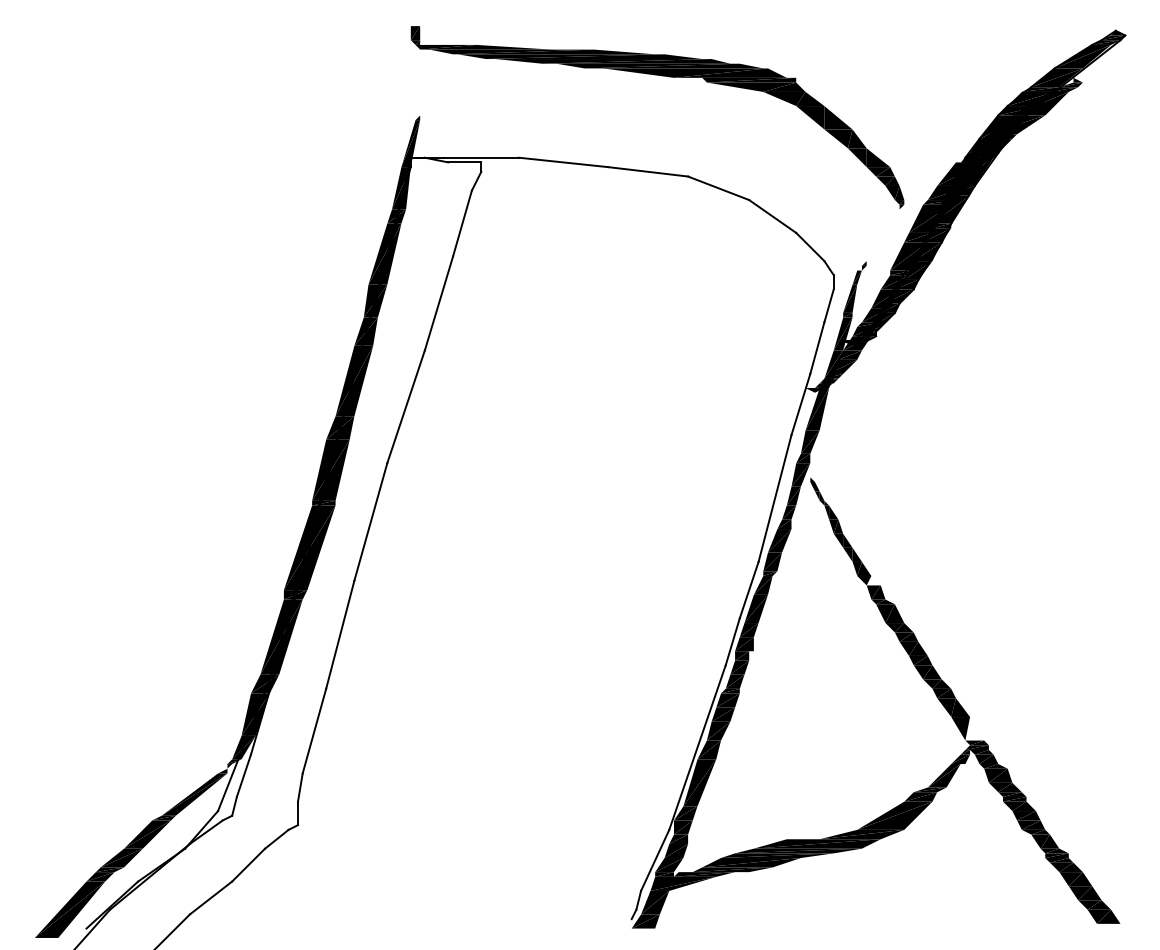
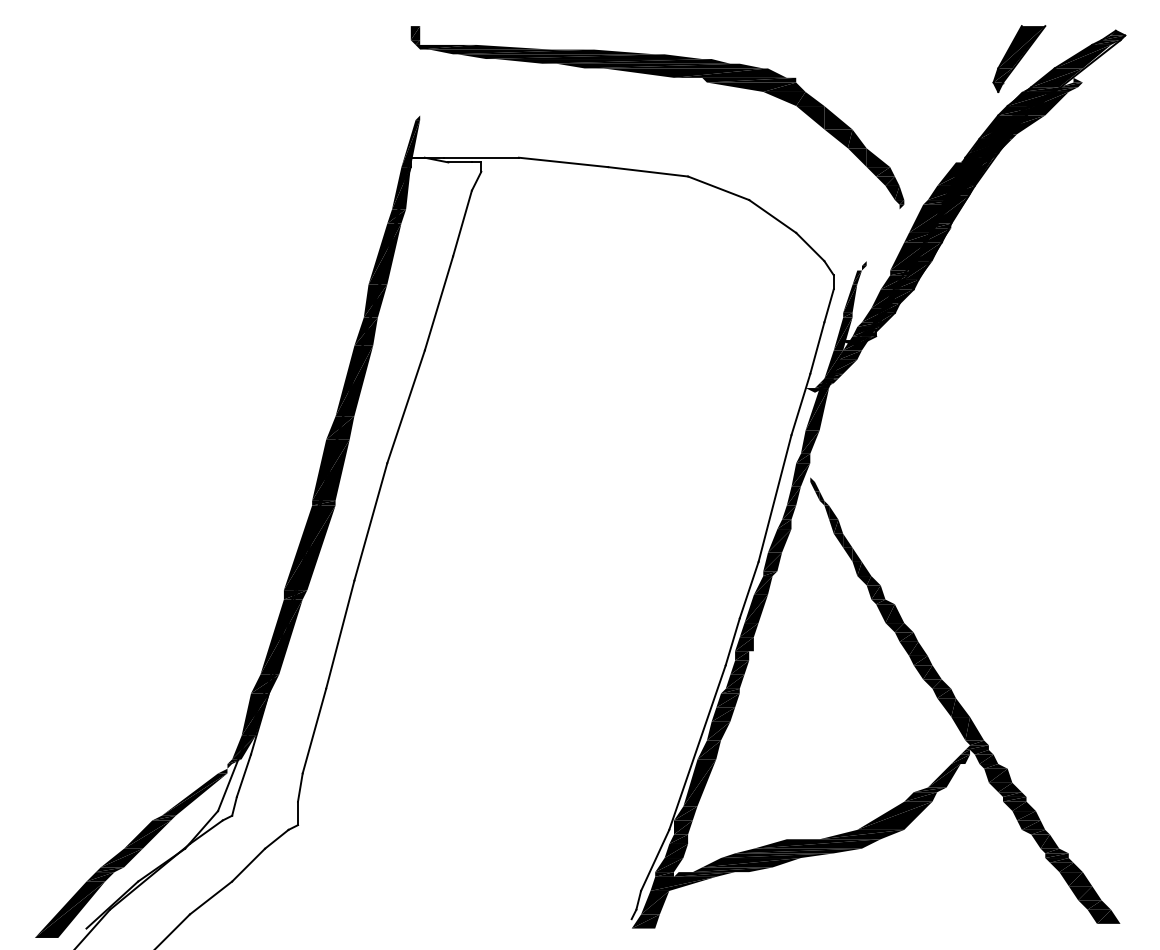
part: none -> present (1019, 58)
fill: none -> present (873, 580)
fill: none -> present (974, 728)
